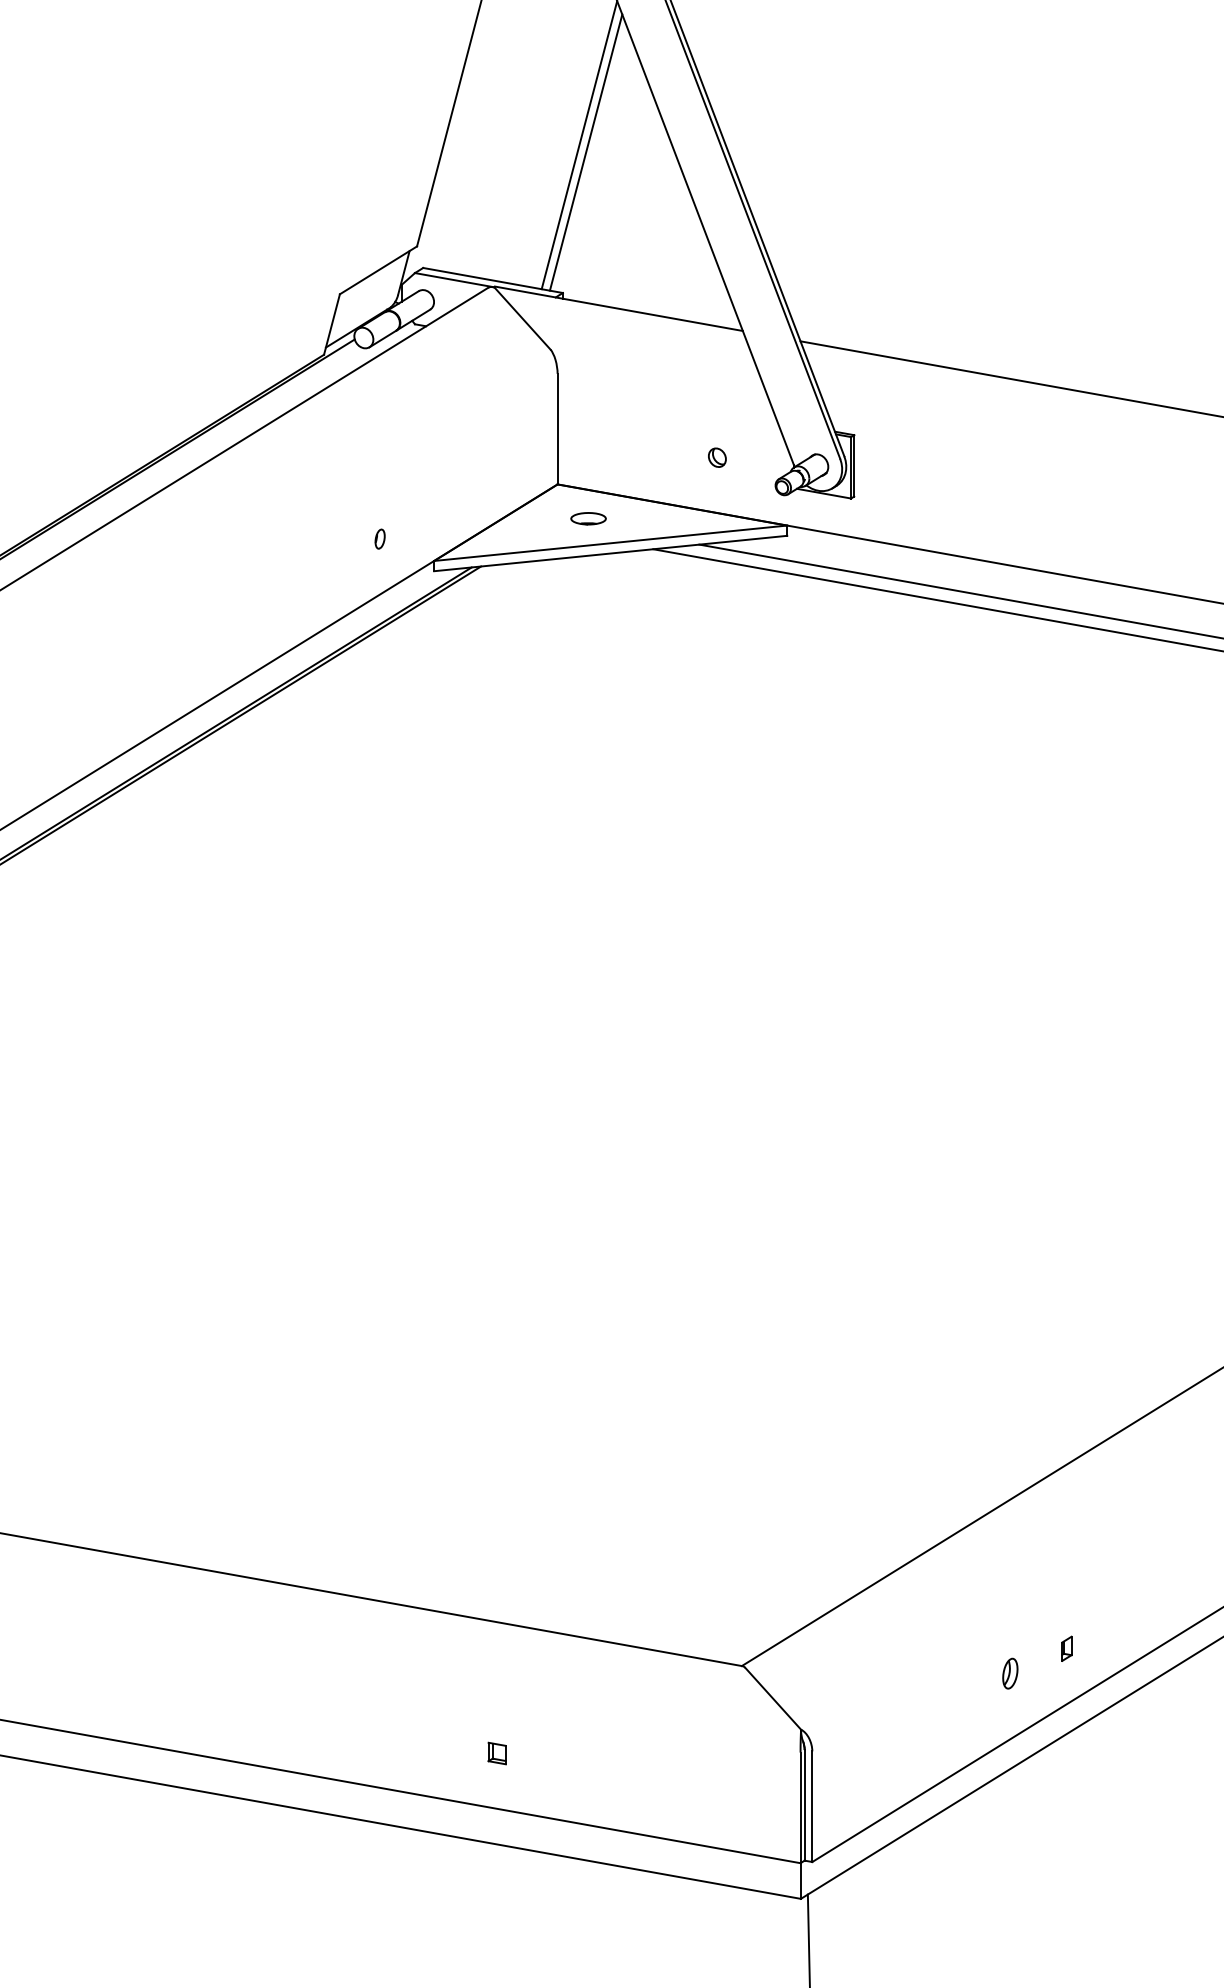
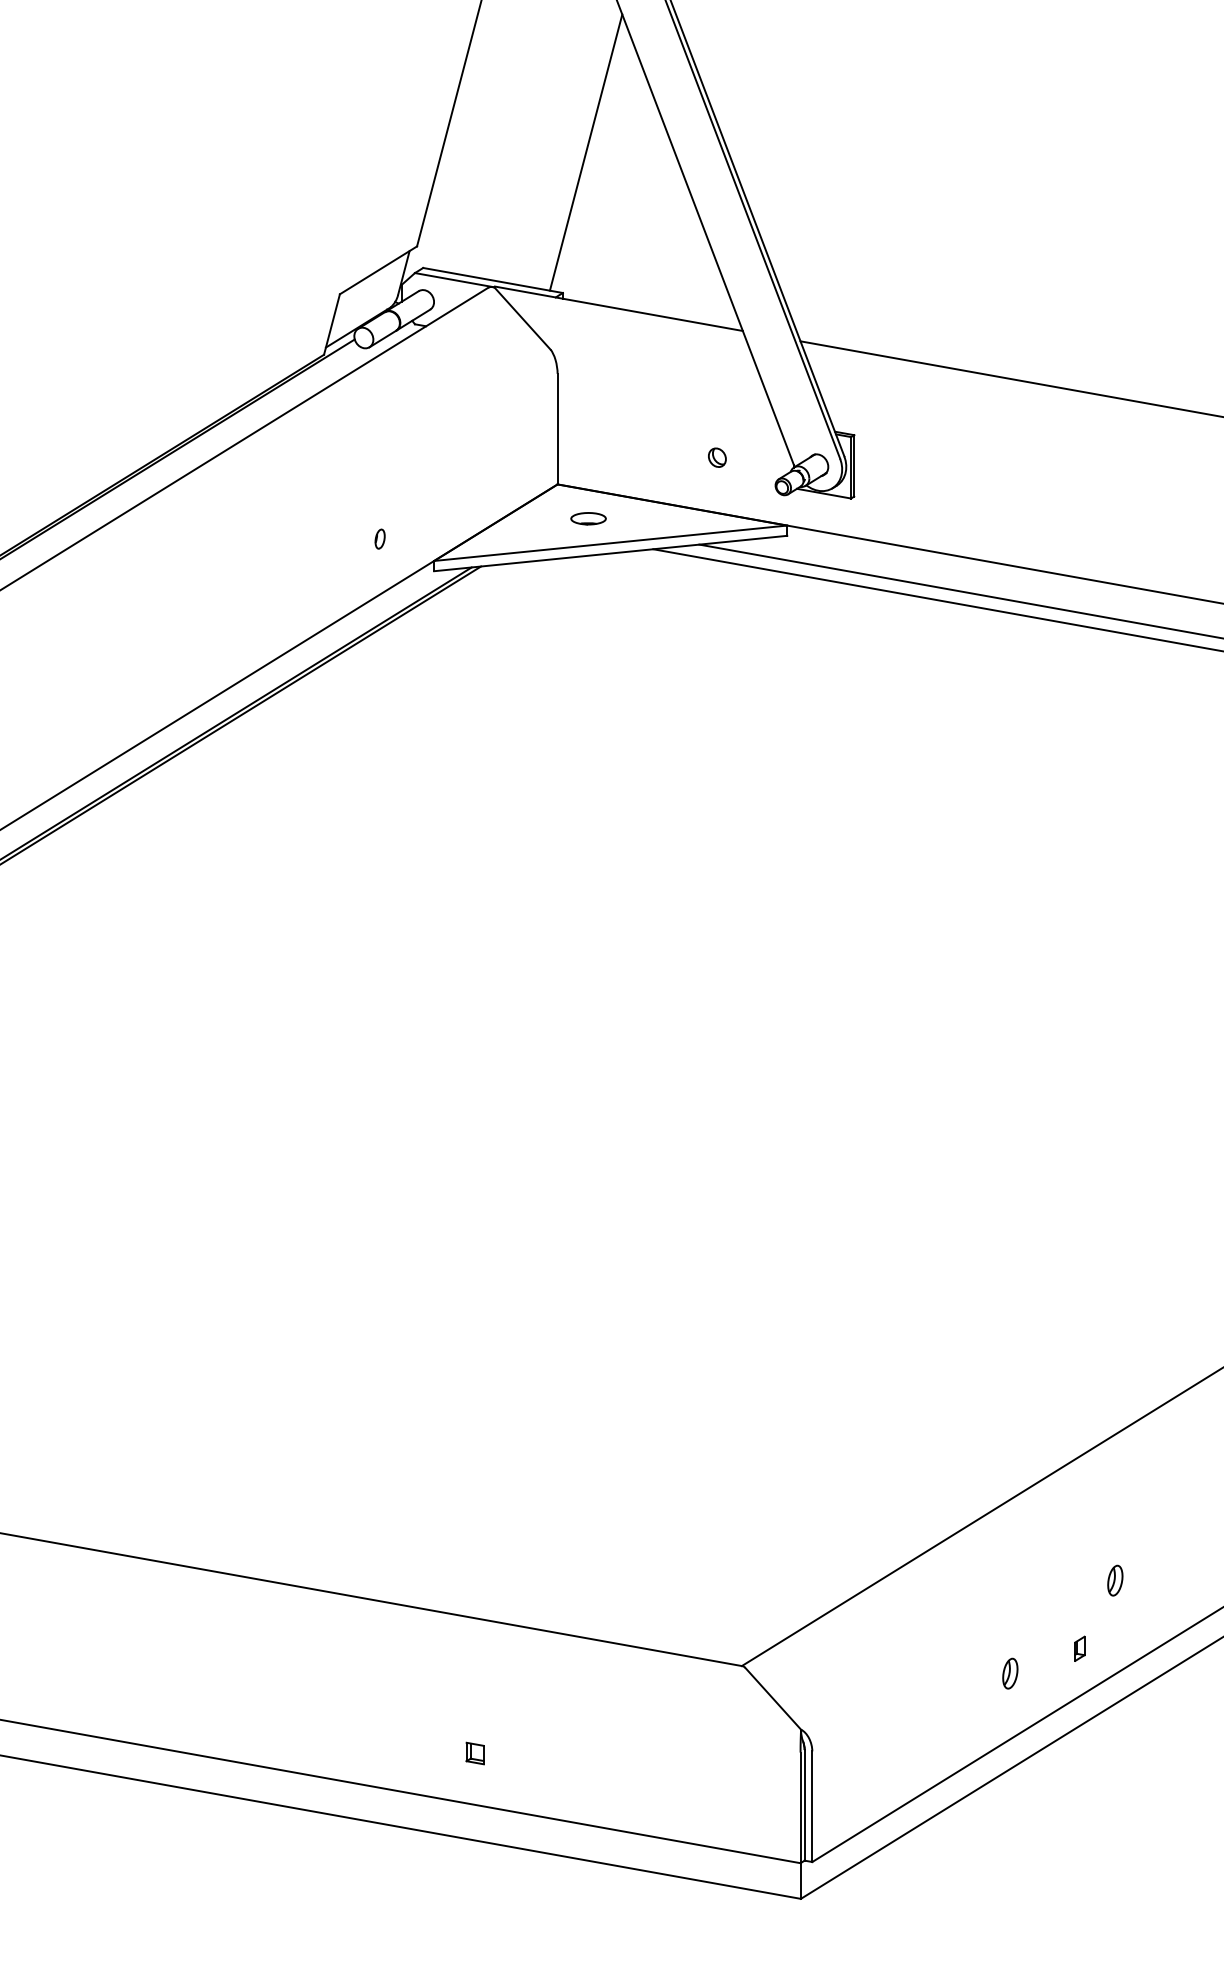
line: present -> none (578, 145)
part: none -> present (1115, 1580)
part position: (1066, 1648) -> (1079, 1648) (1079, 1648)
part position: (496, 1753) -> (474, 1753) (474, 1753)
line: present -> none (808, 1939)
